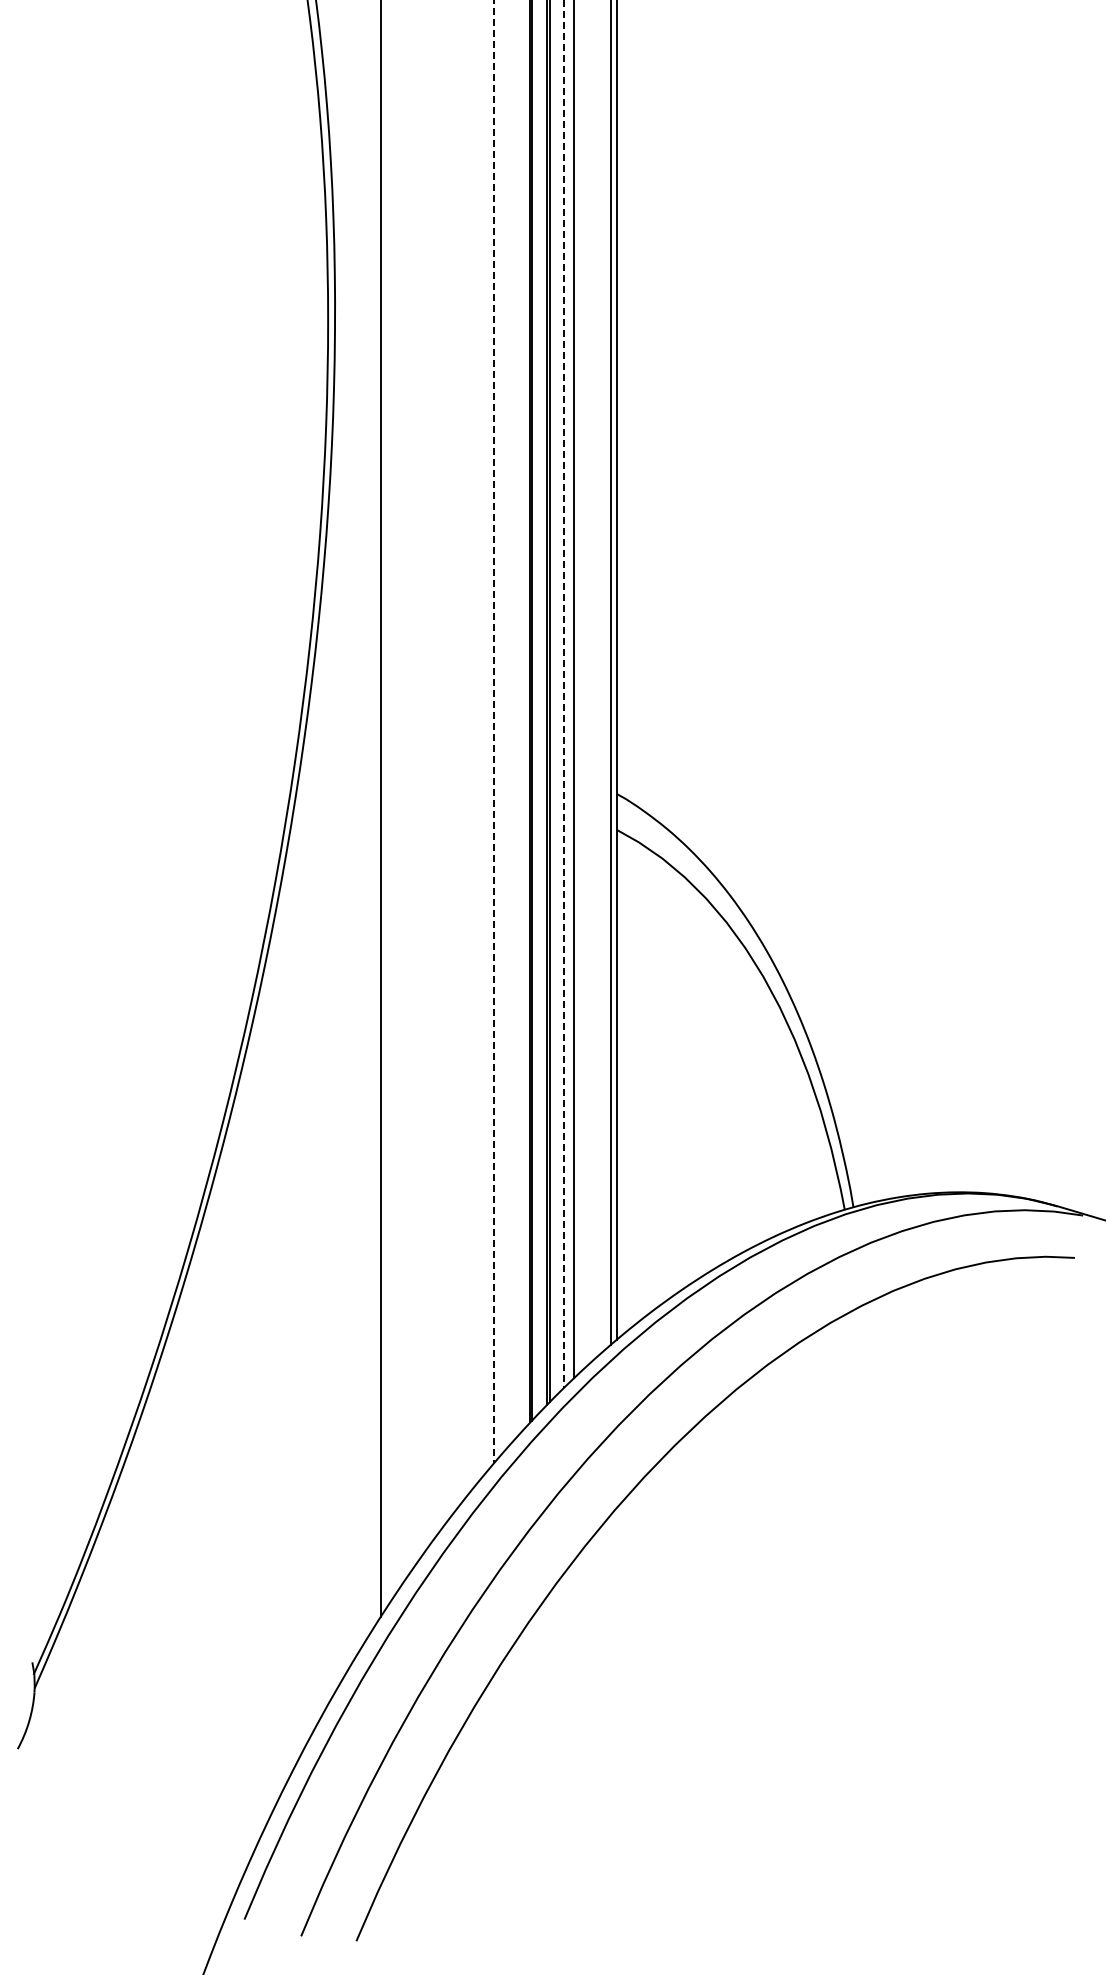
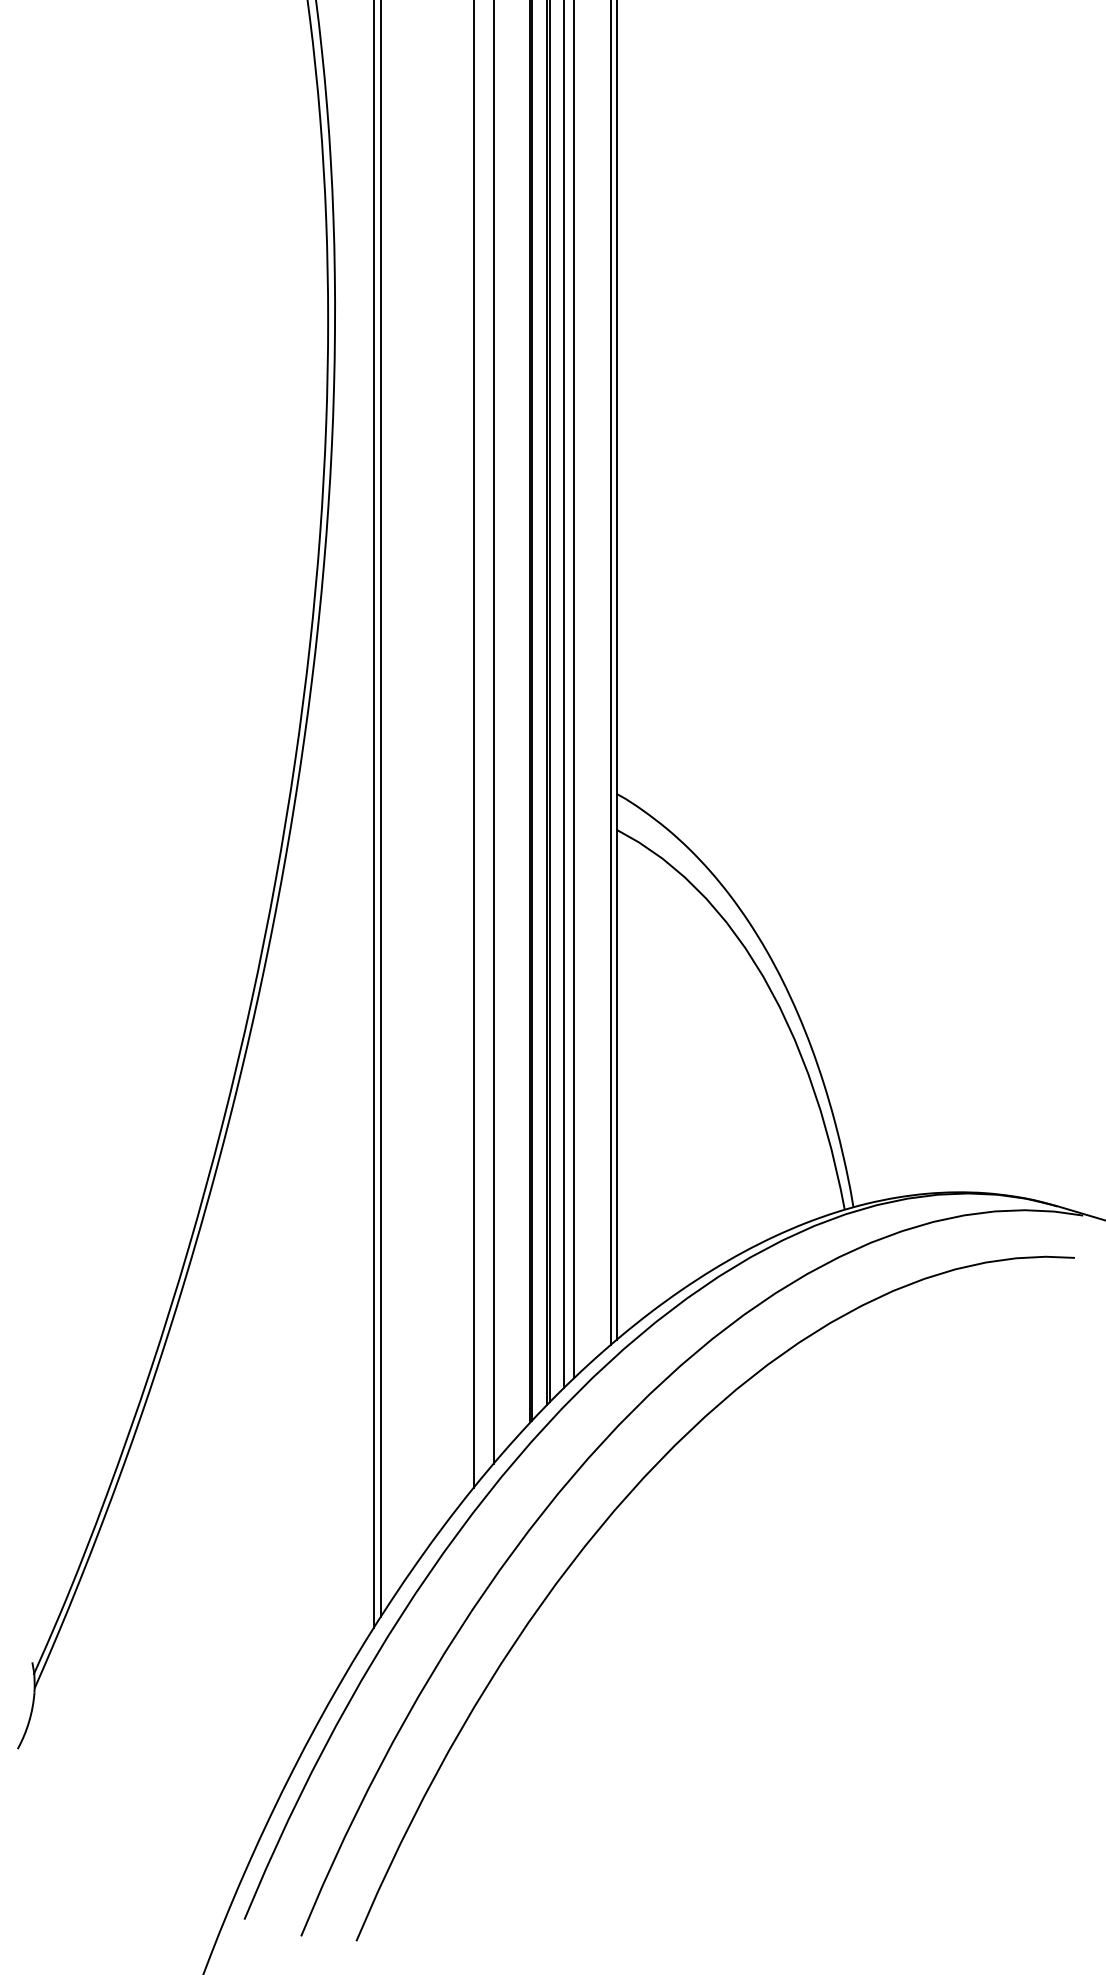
line: dashed -> solid (563, 694)
line: dashed -> solid (493, 732)
line: none -> present (473, 744)
line: none -> present (373, 815)
